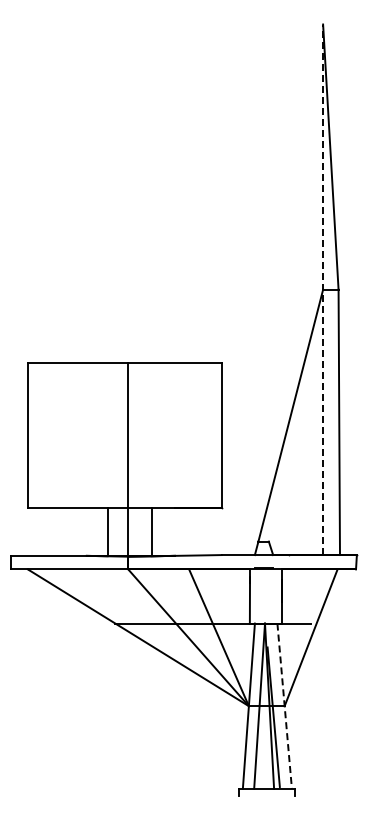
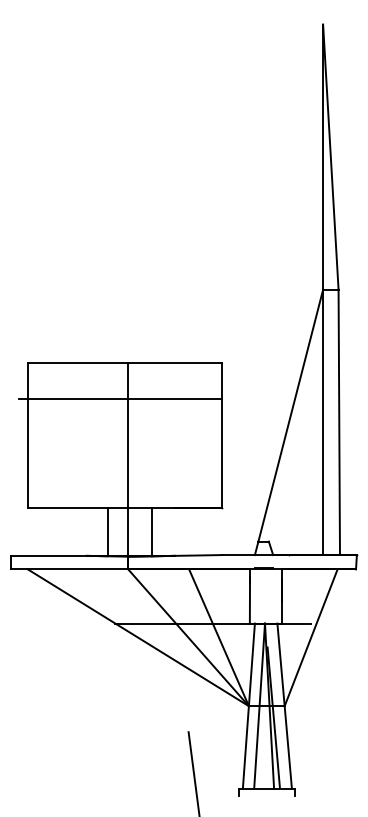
line: dashed -> solid (323, 289)
line: none -> present (120, 399)
line: dashed -> solid (284, 706)
line: none -> present (193, 772)
